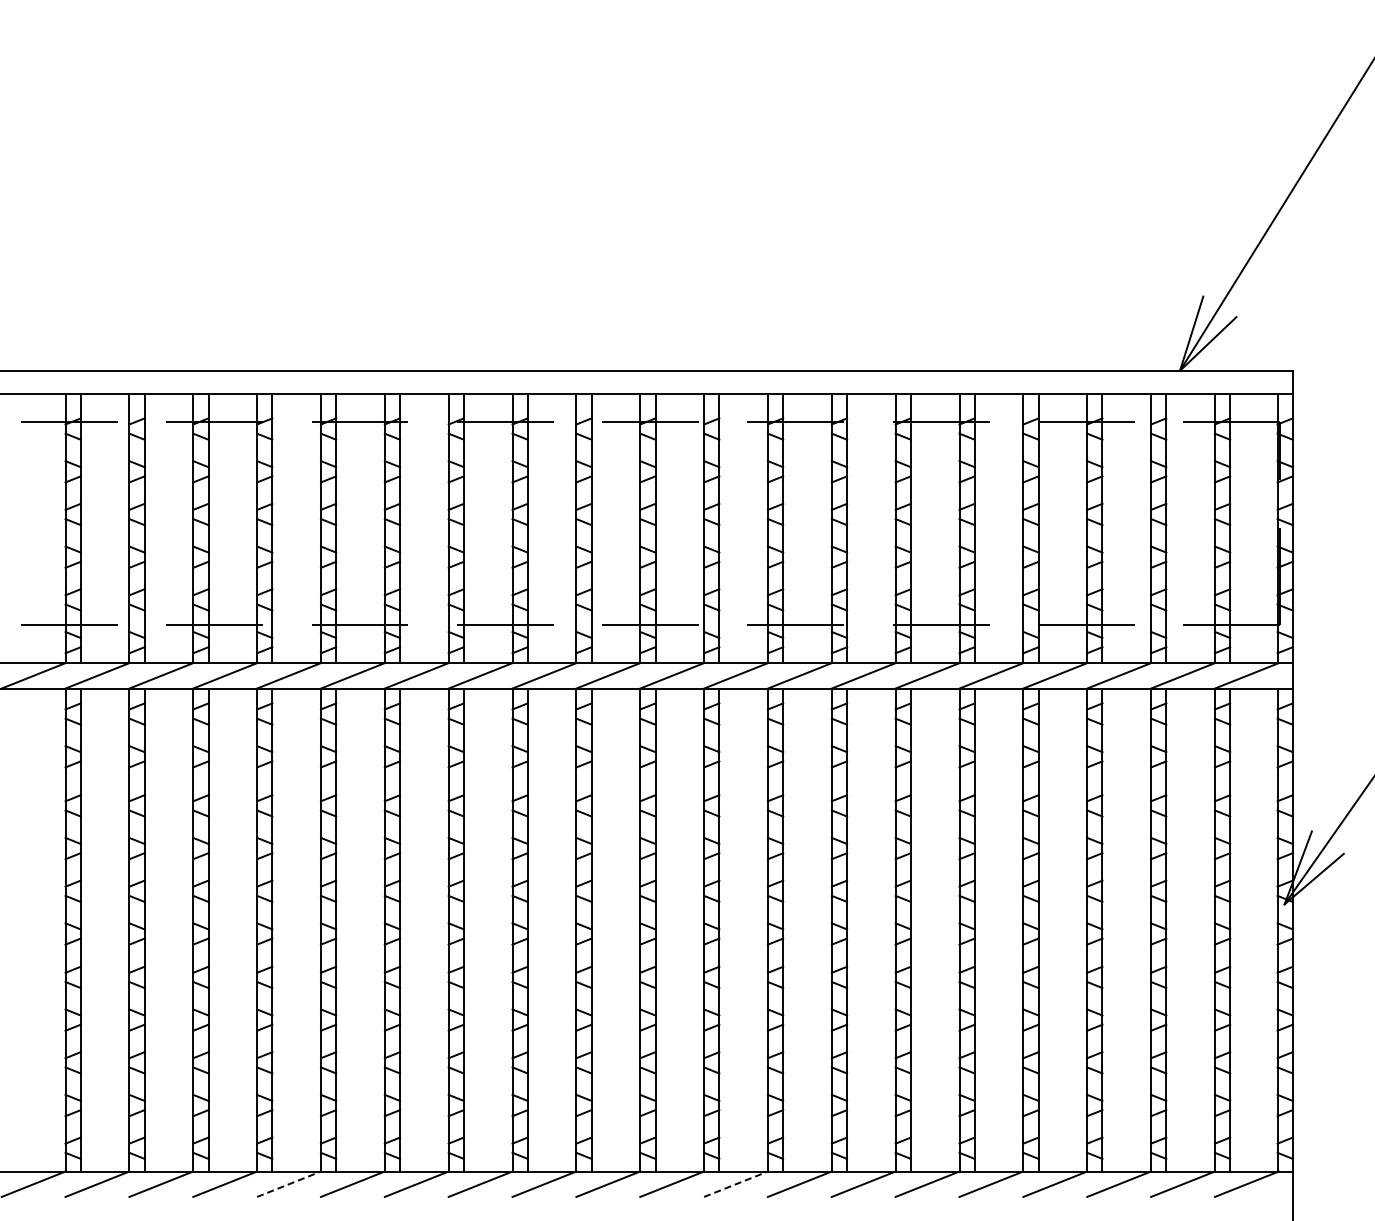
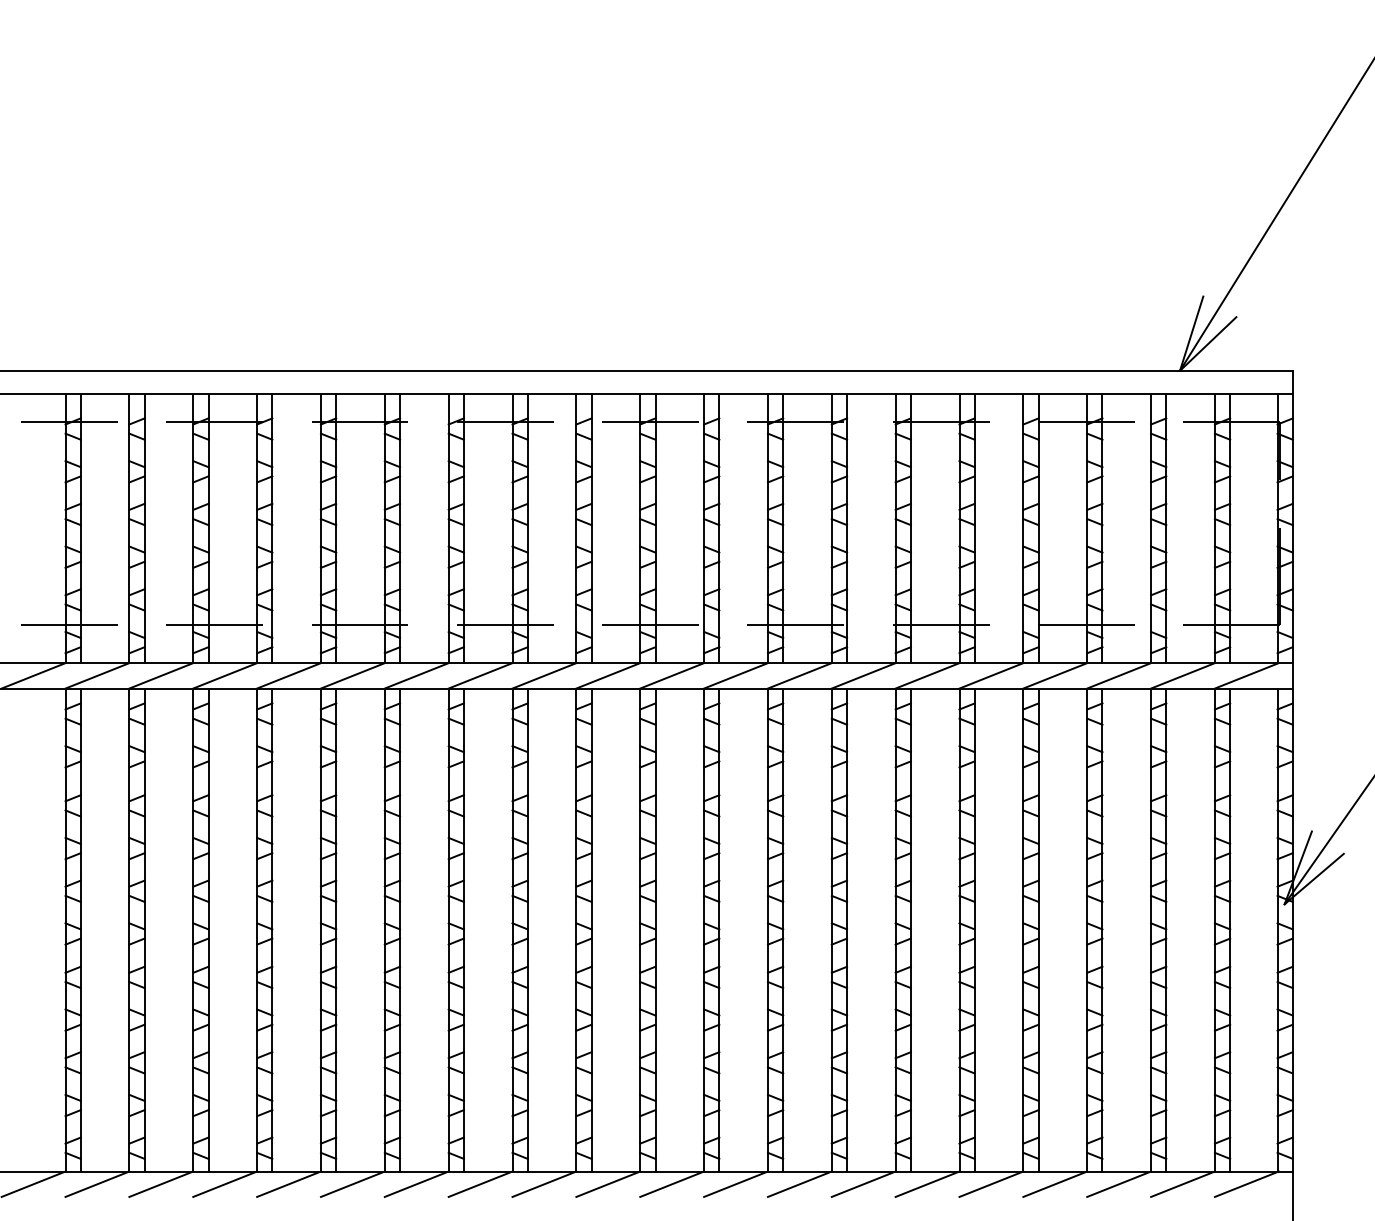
line: dashed -> solid (289, 1184)
line: dashed -> solid (736, 1184)
